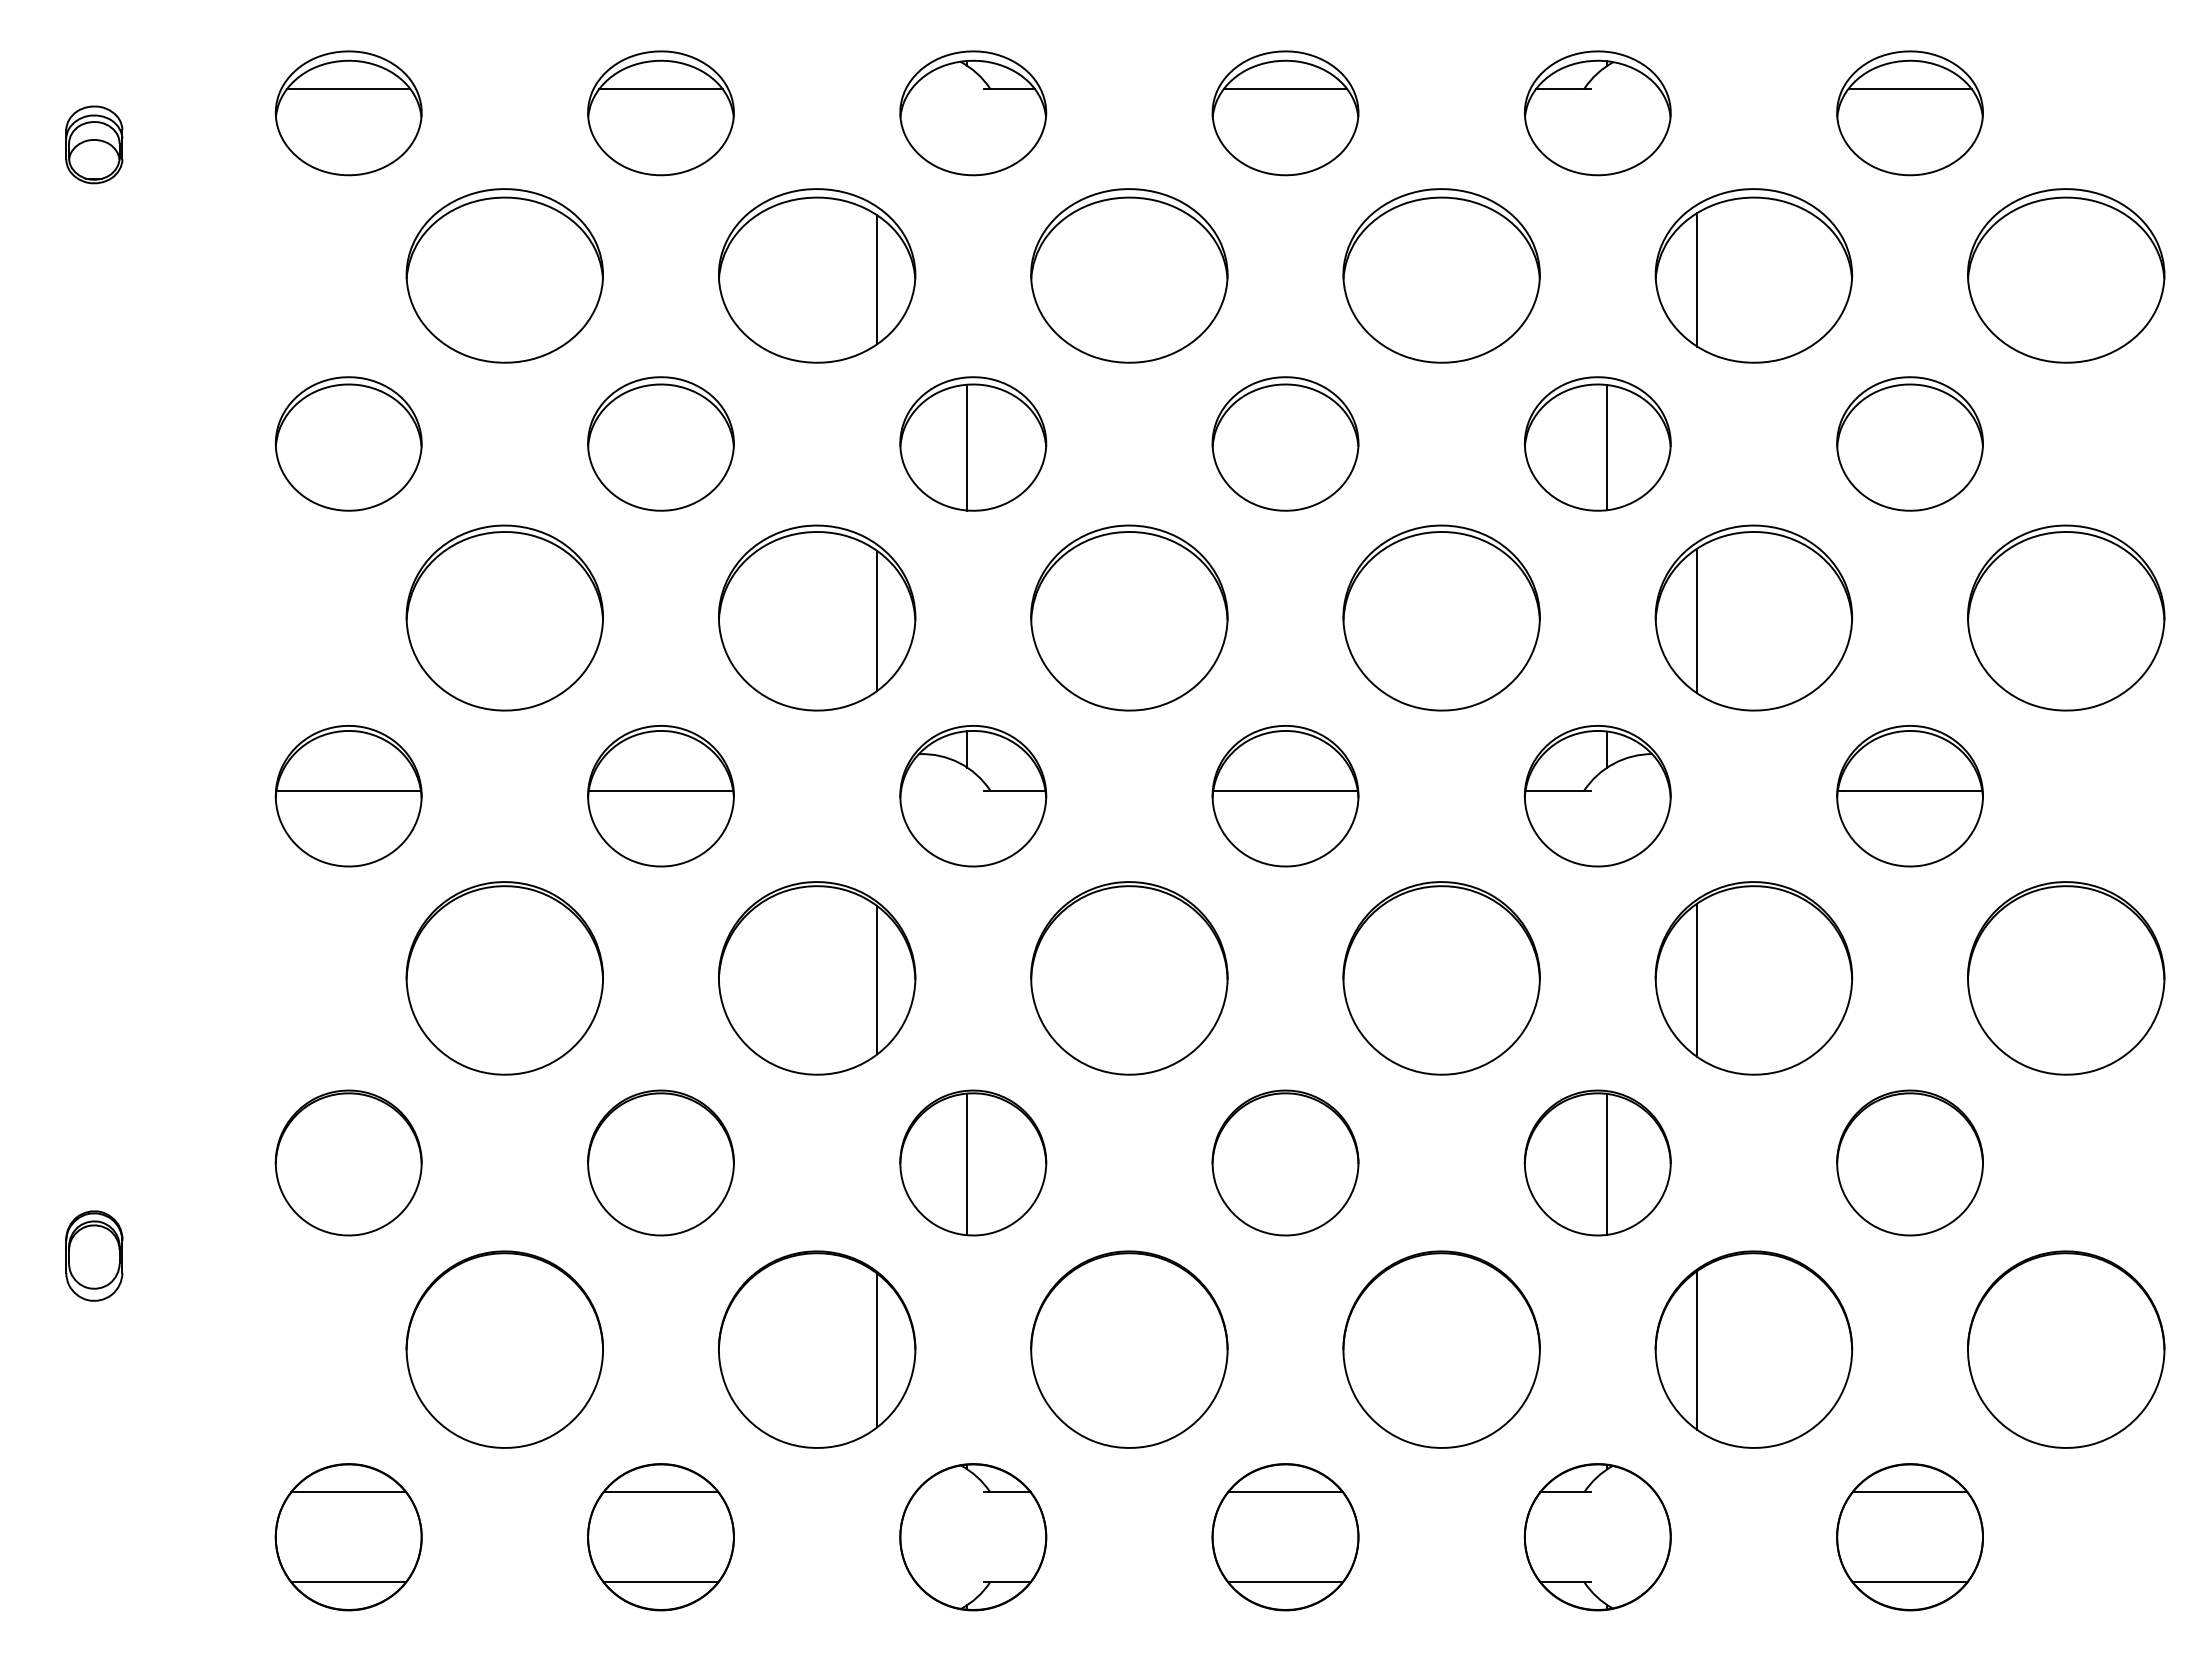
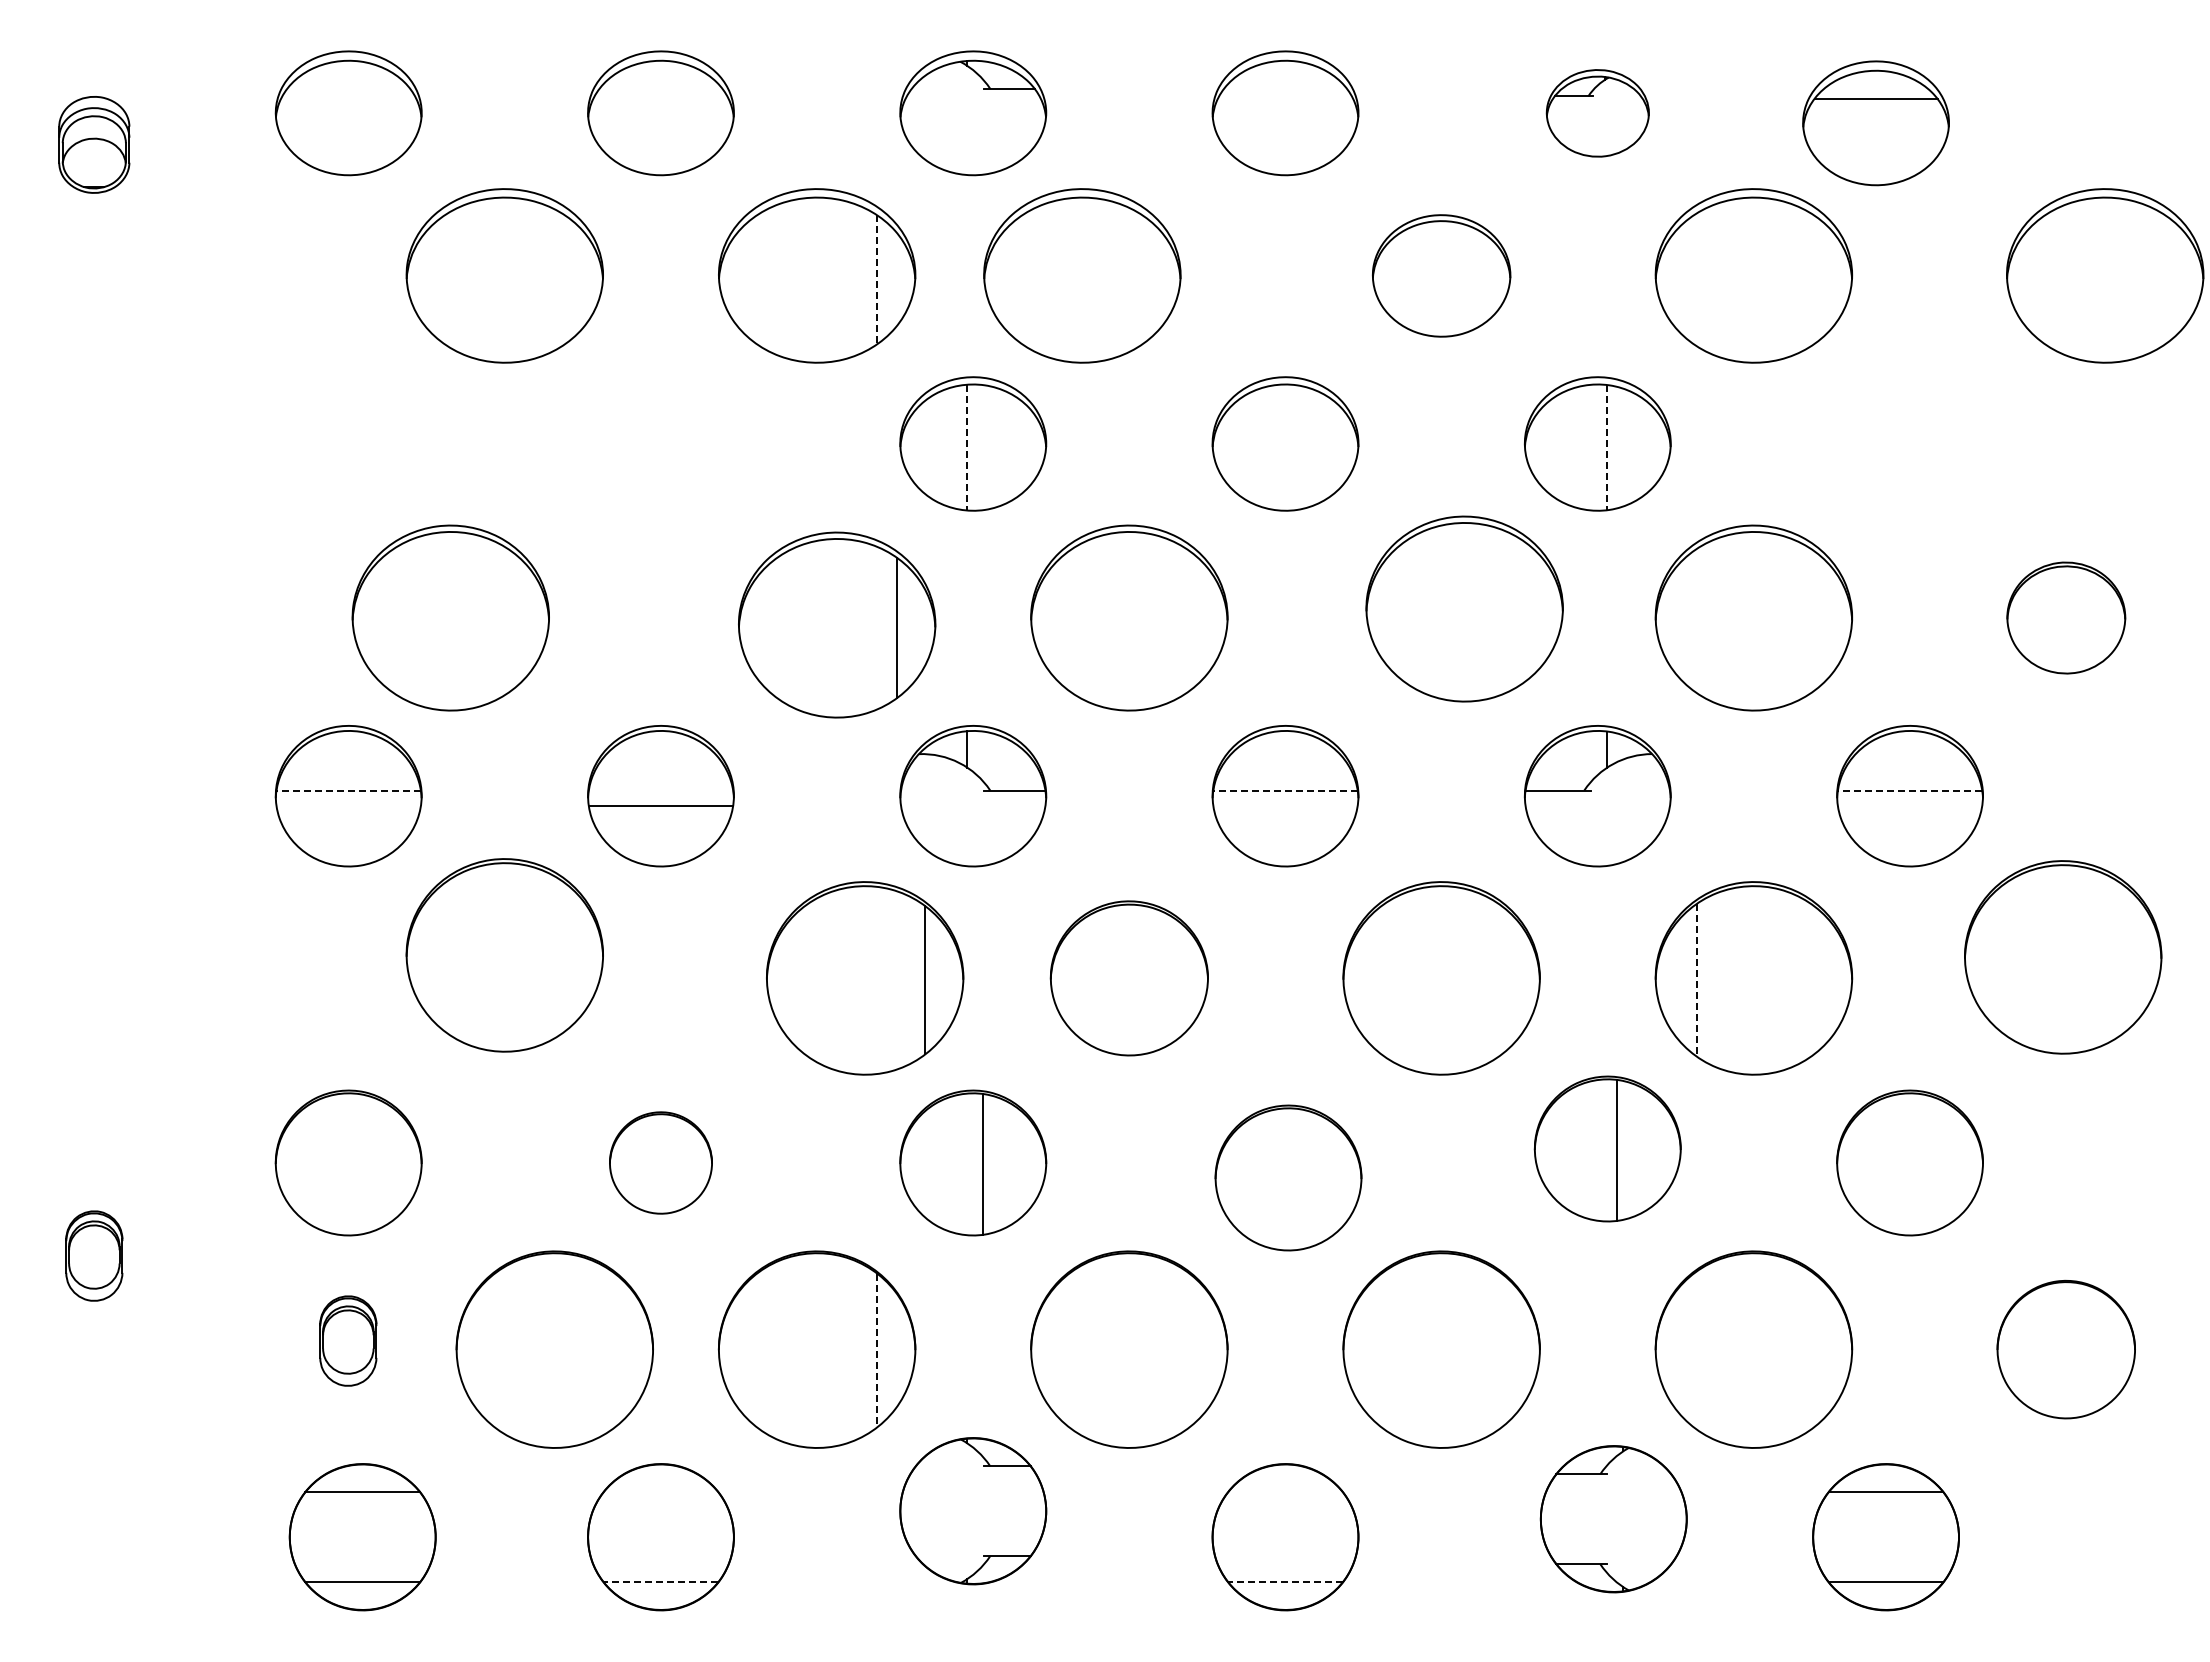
line: present -> none (348, 88)
line: present -> none (660, 88)
line: present -> none (1285, 88)
part size: 148x127 px -> 105x89 px (1597, 113)
part position: (1909, 113) -> (1875, 123) (1875, 123)
part size: 59x80 px -> 73x98 px (94, 144)
part position: (1129, 275) -> (1082, 275) (1082, 275)
part size: 199x176 px -> 140x124 px (1441, 275)
part position: (2066, 275) -> (2105, 275) (2105, 275)
line: present -> none (1697, 279)
line: solid -> dashed (877, 280)
part: present -> none (348, 443)
part: present -> none (660, 443)
part: present -> none (1909, 443)
line: solid -> dashed (967, 447)
line: solid -> dashed (1607, 447)
part position: (504, 617) -> (450, 617) (450, 617)
part position: (817, 617) -> (837, 624) (837, 624)
part position: (1441, 617) -> (1464, 608) (1464, 608)
part size: 199x188 px -> 121x114 px (2066, 617)
line: present -> none (1697, 620)
line: solid -> dashed (348, 790)
line position: (660, 790) -> (660, 805) (660, 805)
line: solid -> dashed (1285, 790)
line: solid -> dashed (1909, 790)
part position: (504, 978) -> (504, 955) (504, 955)
part position: (817, 978) -> (865, 978) (865, 978)
part size: 199x195 px -> 160x157 px (1128, 978)
part position: (2066, 978) -> (2063, 957) (2063, 957)
line: solid -> dashed (1697, 980)
part size: 148x148 px -> 104x104 px (660, 1162)
part position: (1285, 1162) -> (1288, 1177) (1288, 1177)
part position: (1597, 1162) -> (1607, 1148) (1607, 1148)
line position: (967, 1164) -> (983, 1164) (983, 1164)
part: none -> present (348, 1340)
part position: (504, 1349) -> (554, 1349) (554, 1349)
part size: 199x199 px -> 140x141 px (2065, 1349)
line: solid -> dashed (877, 1350)
line: present -> none (1697, 1350)
line: present -> none (660, 1492)
line: present -> none (1285, 1492)
part position: (348, 1537) -> (362, 1537) (362, 1537)
part position: (973, 1537) -> (973, 1511) (973, 1511)
part position: (1597, 1537) -> (1613, 1519) (1613, 1519)
part position: (1909, 1537) -> (1885, 1537) (1885, 1537)
line: solid -> dashed (660, 1582)
line: solid -> dashed (1285, 1582)
